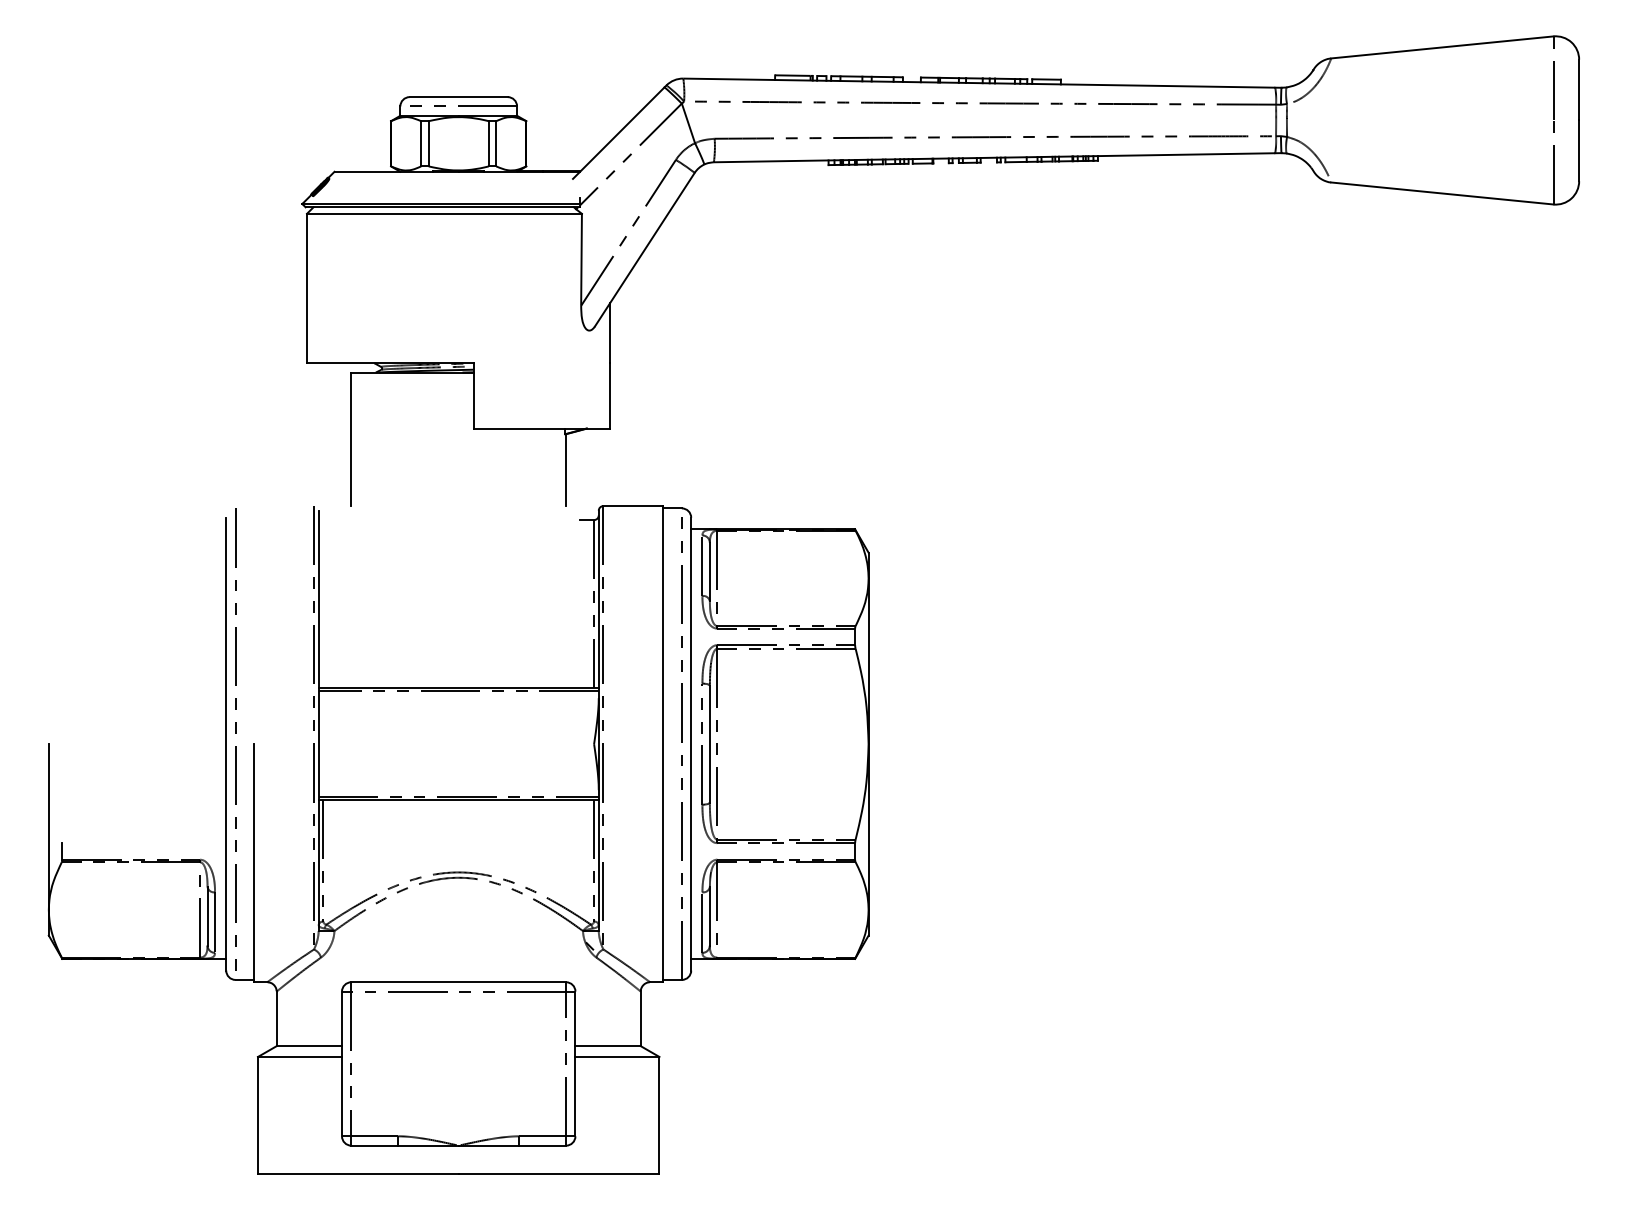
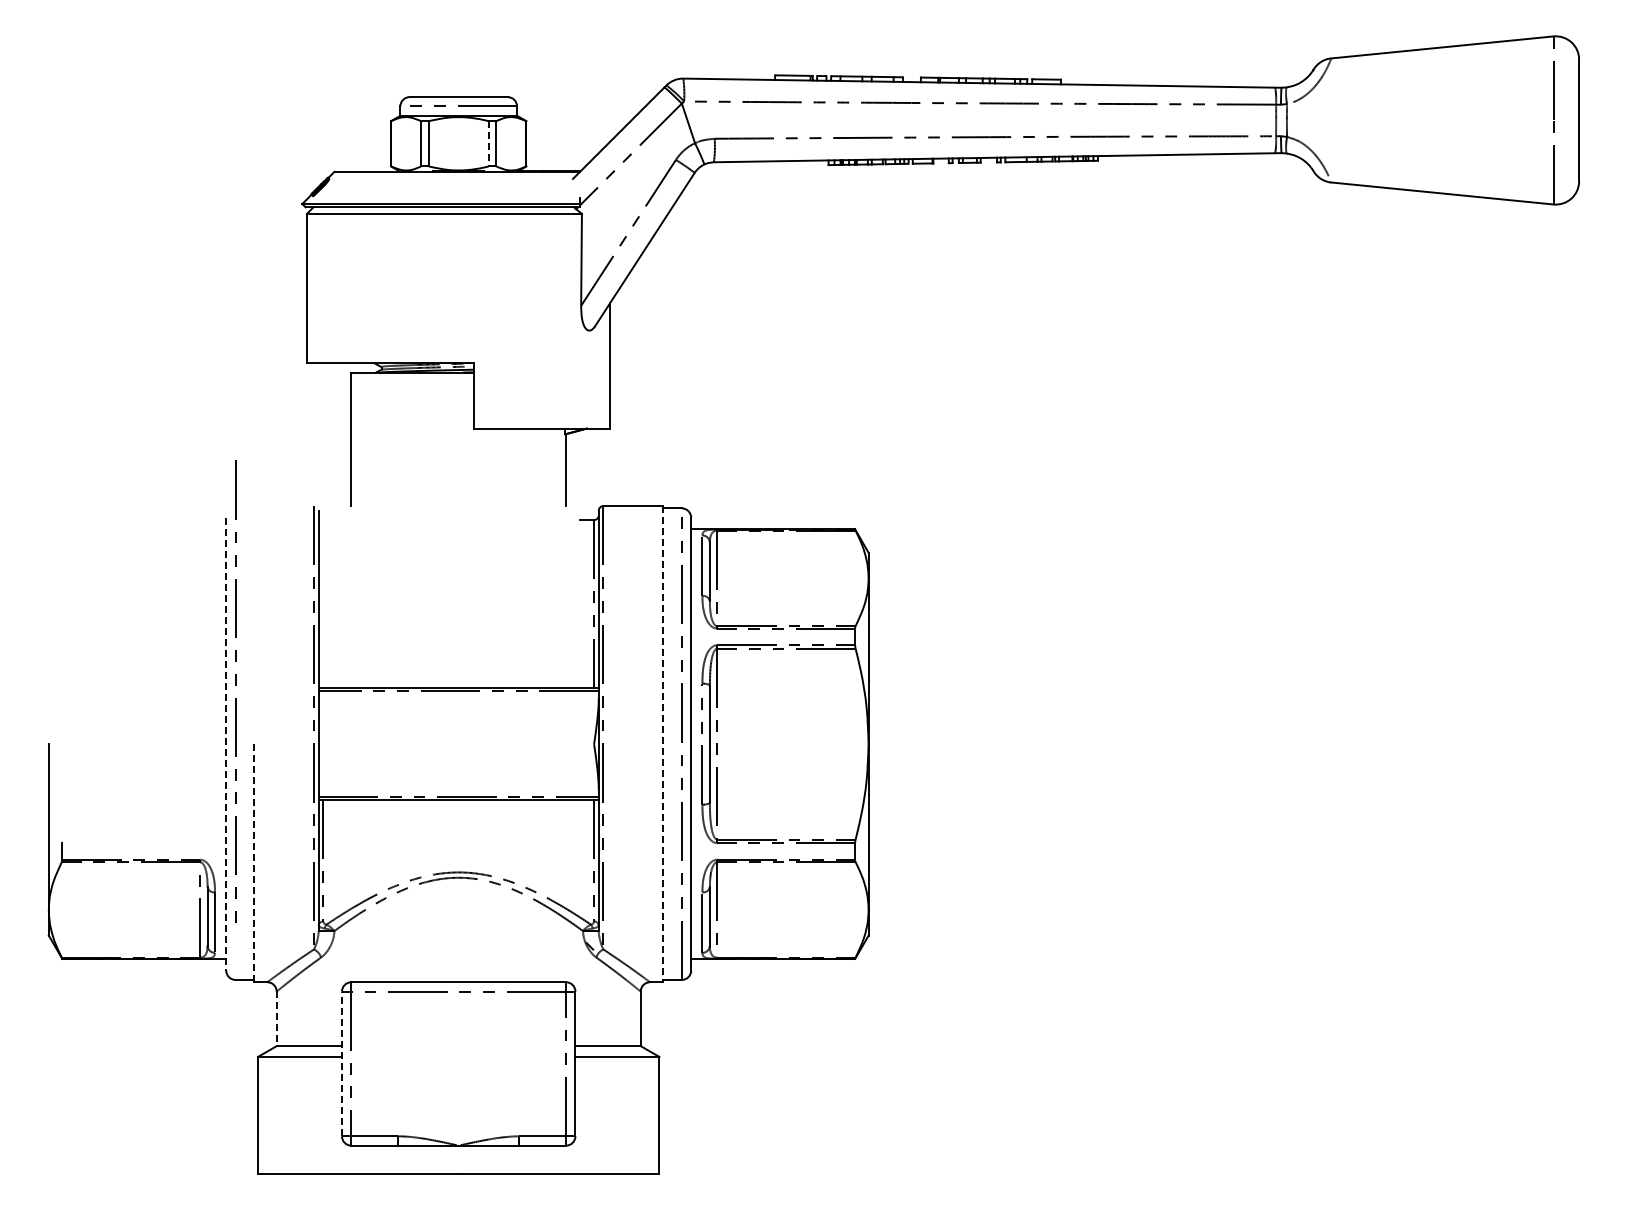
line: solid -> dashed (488, 143)
line position: (235, 733) -> (235, 685) (235, 685)
line: solid -> dashed (226, 744)
line: solid -> dashed (663, 744)
line: solid -> dashed (254, 862)
line: solid -> dashed (276, 1019)
line: solid -> dashed (342, 1063)
